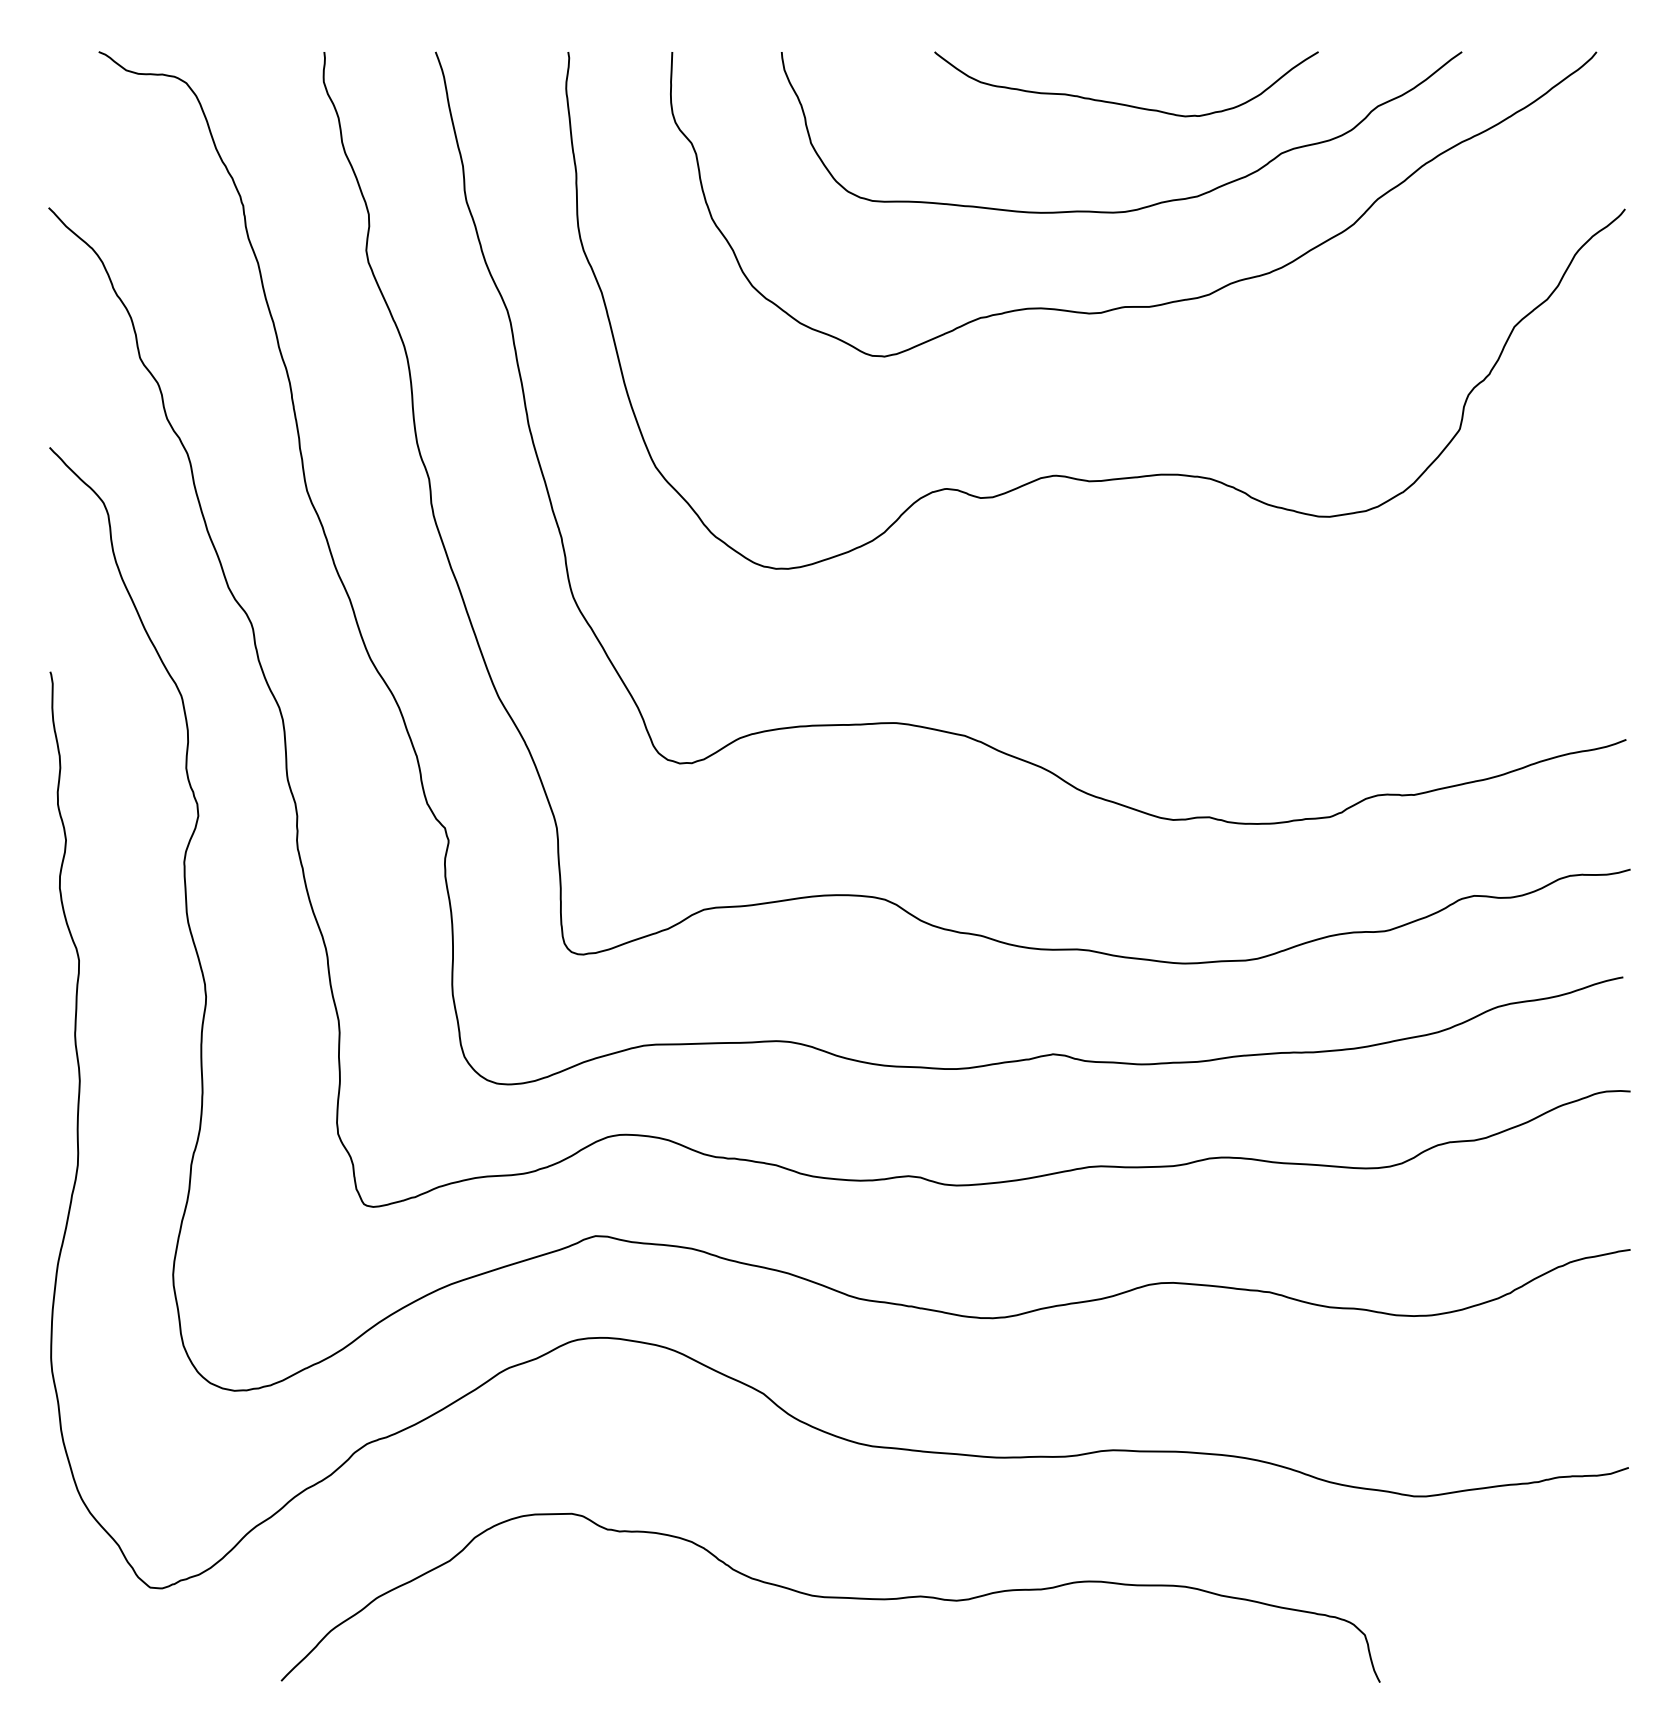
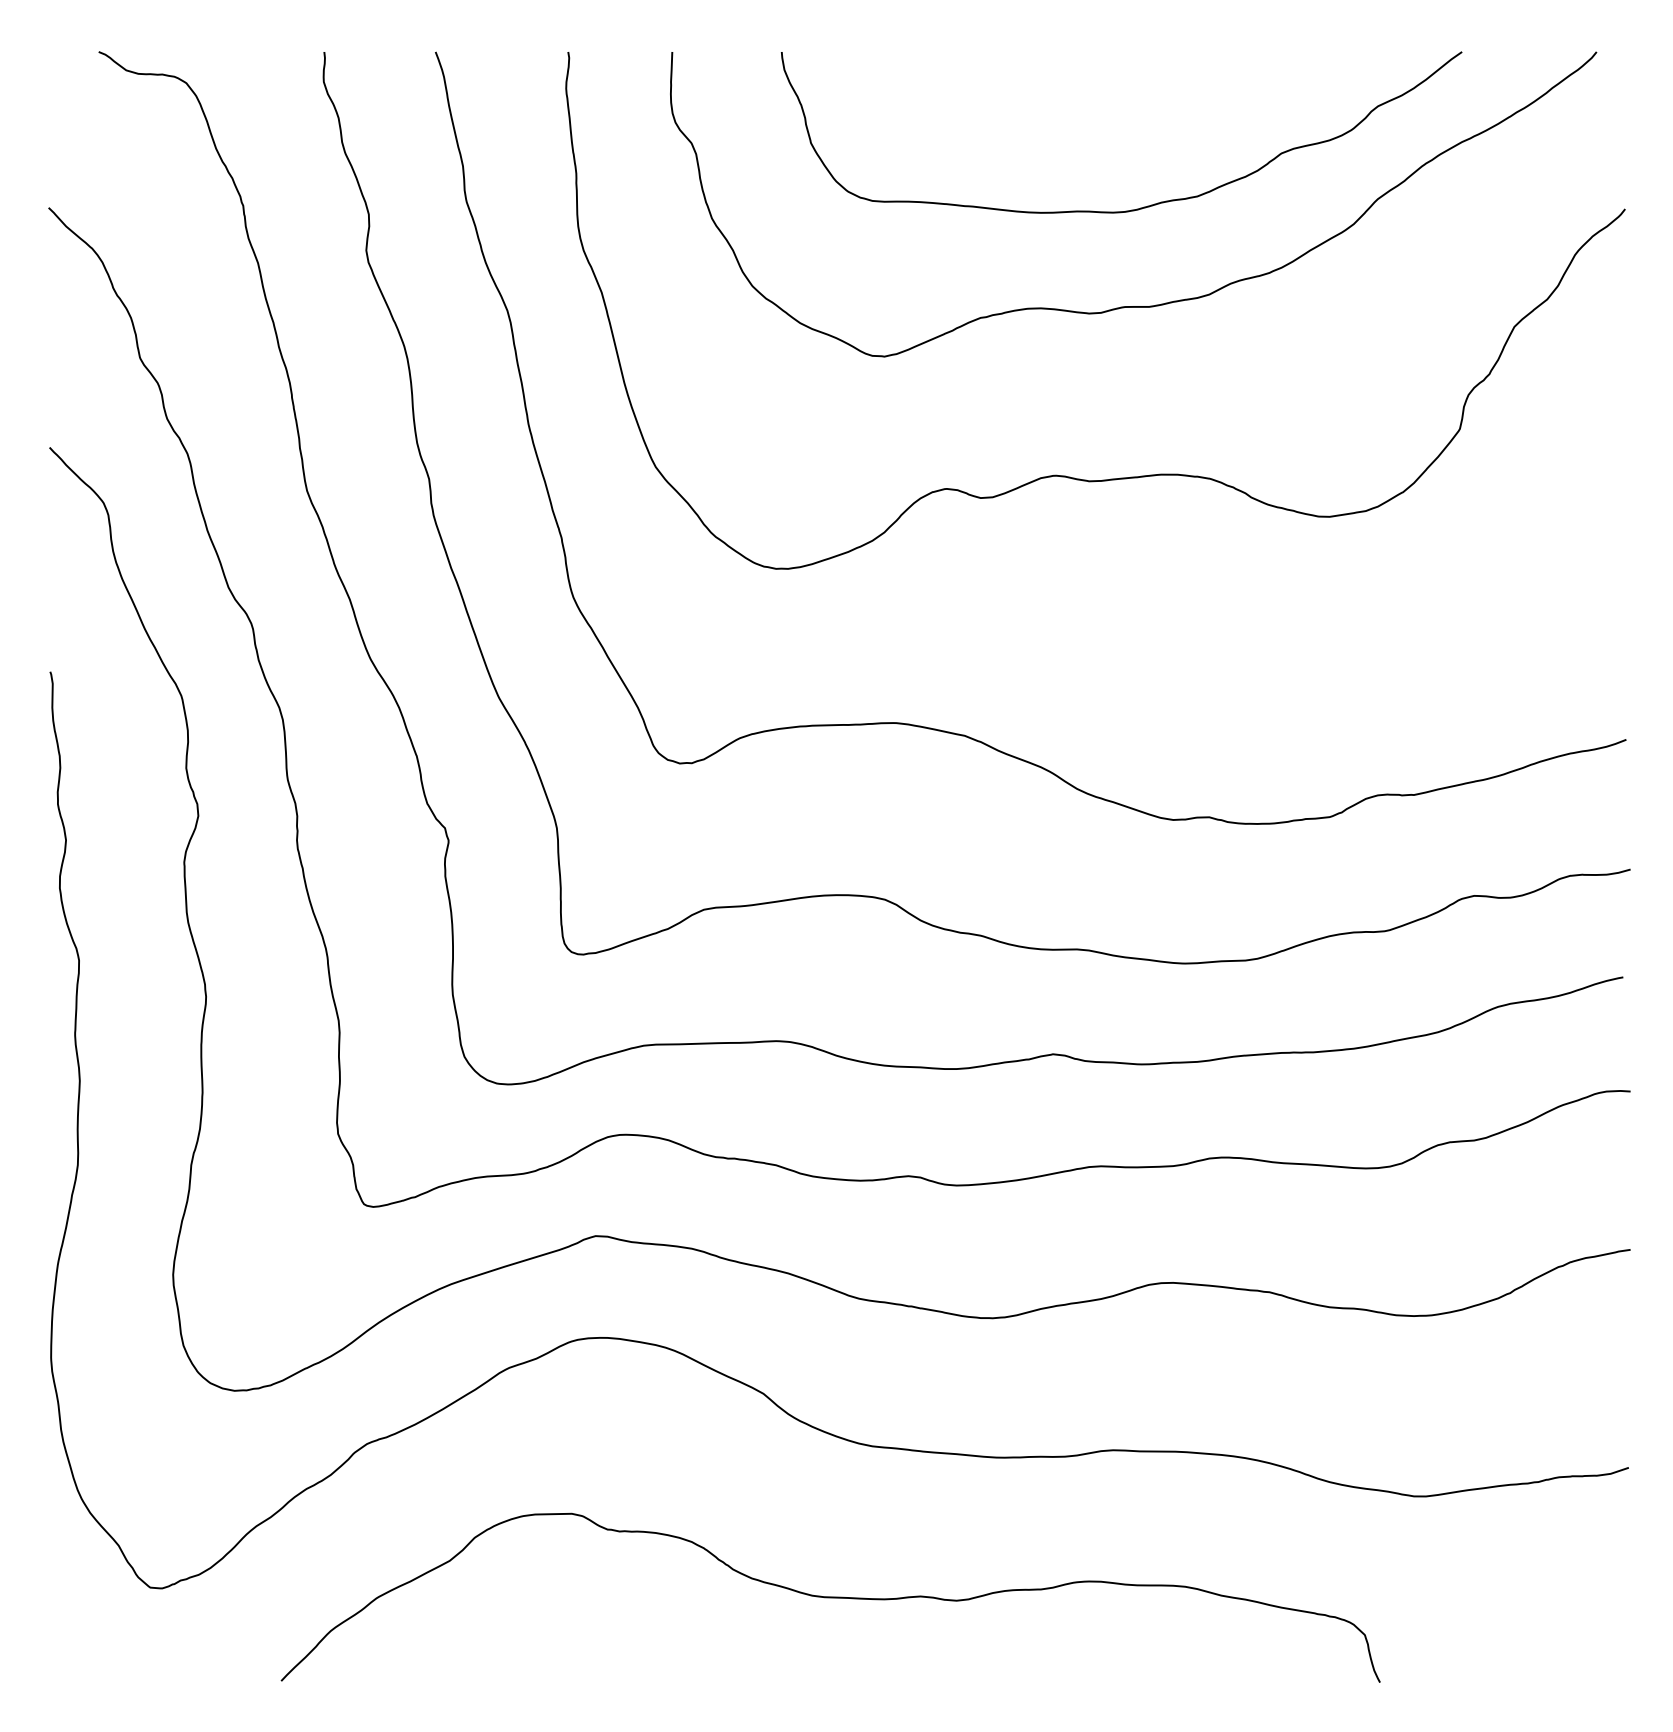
curve: present -> none (1123, 103)
